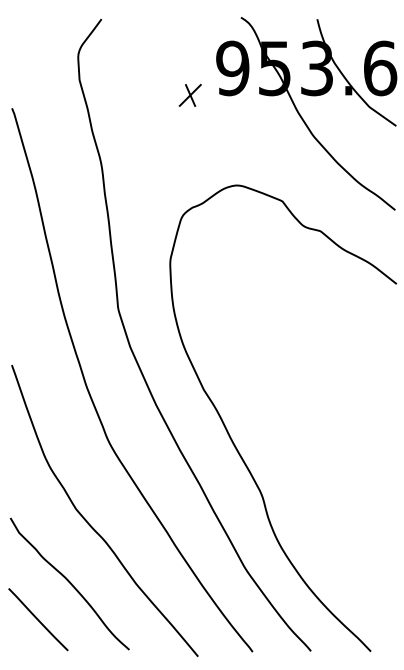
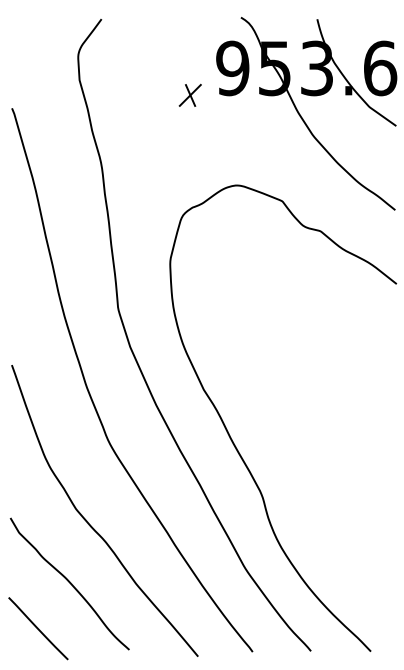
line position: (38, 619) -> (38, 628) (38, 628)
